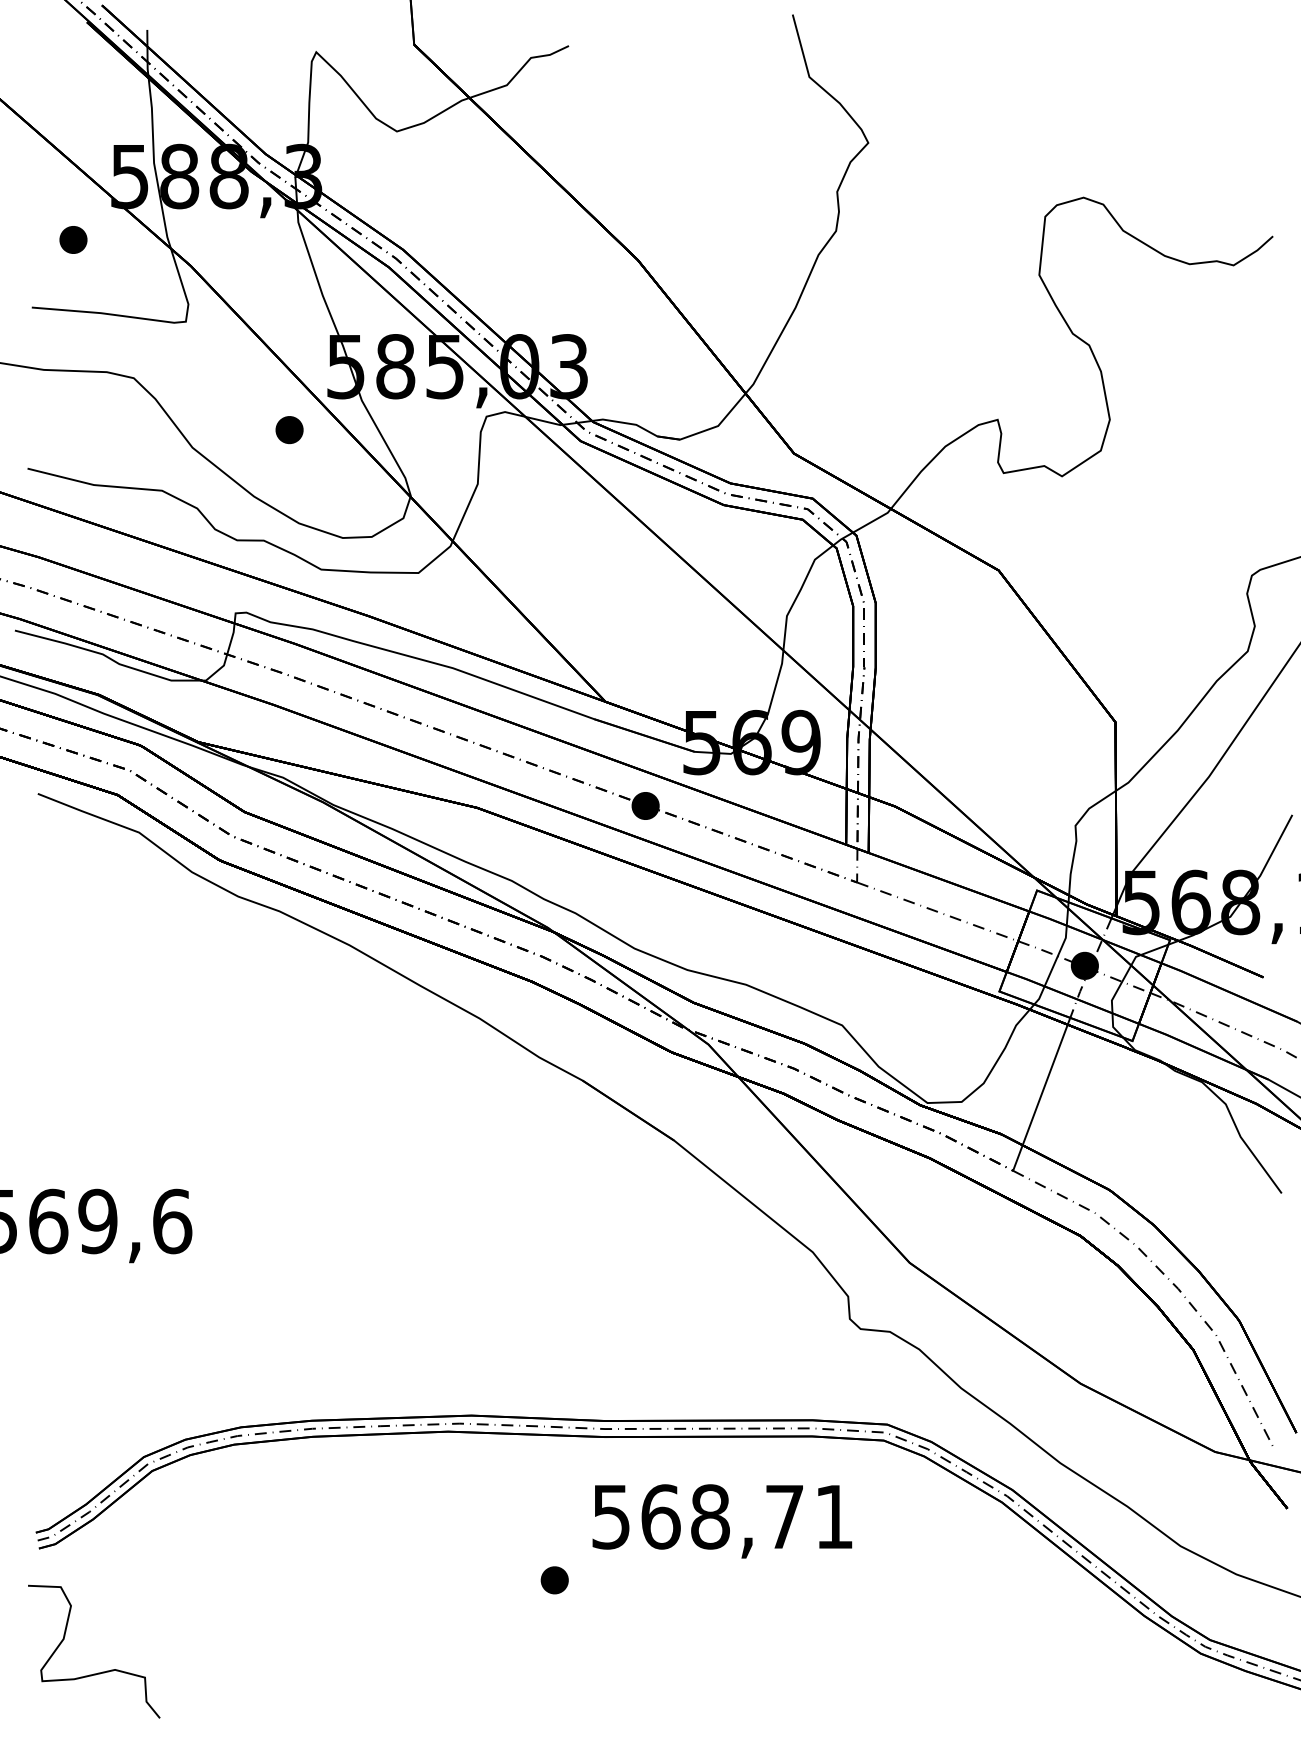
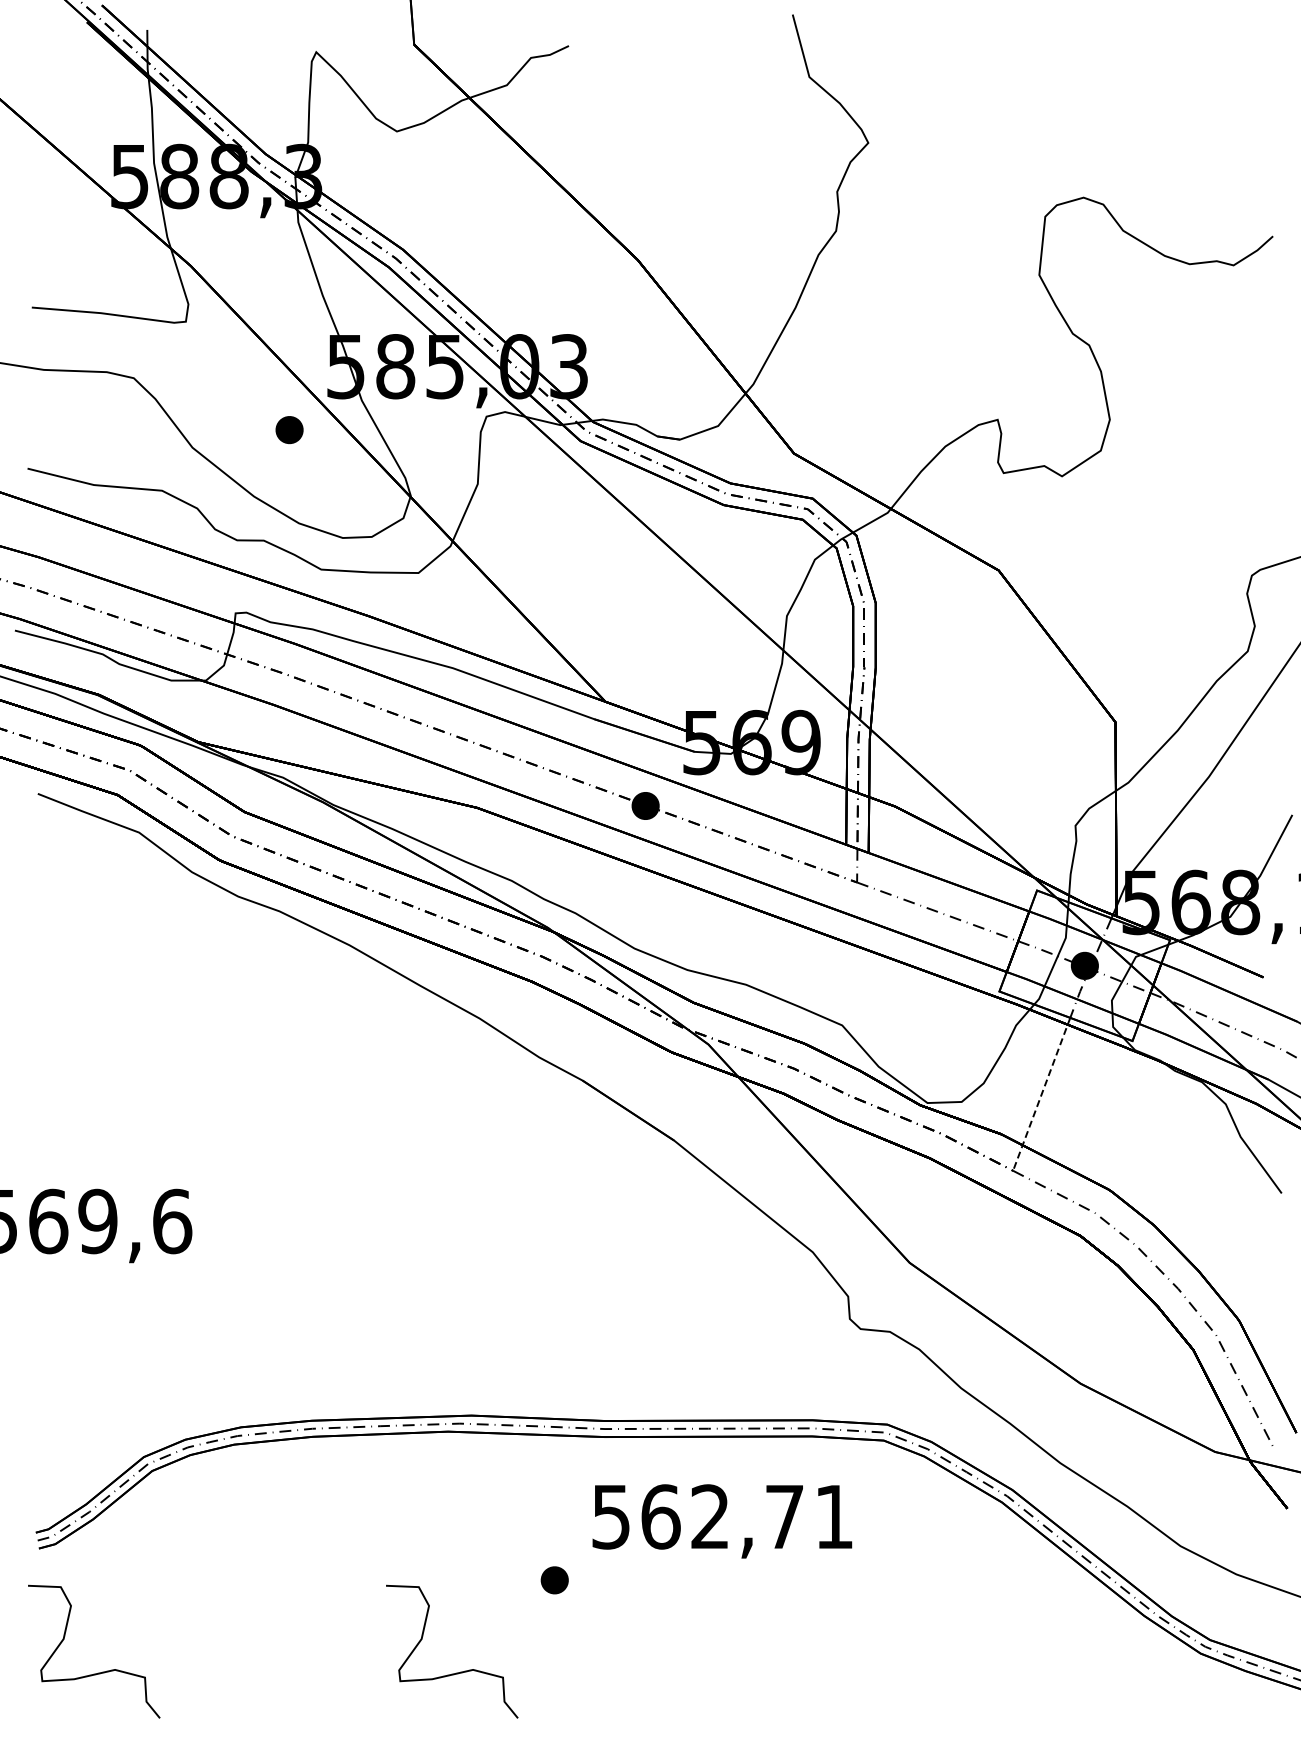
part: present -> none (73, 239)
line: solid -> dashed (1041, 1094)
text: 568,71 -> 562,71 (710, 1516)
curve: none -> present (456, 1672)
